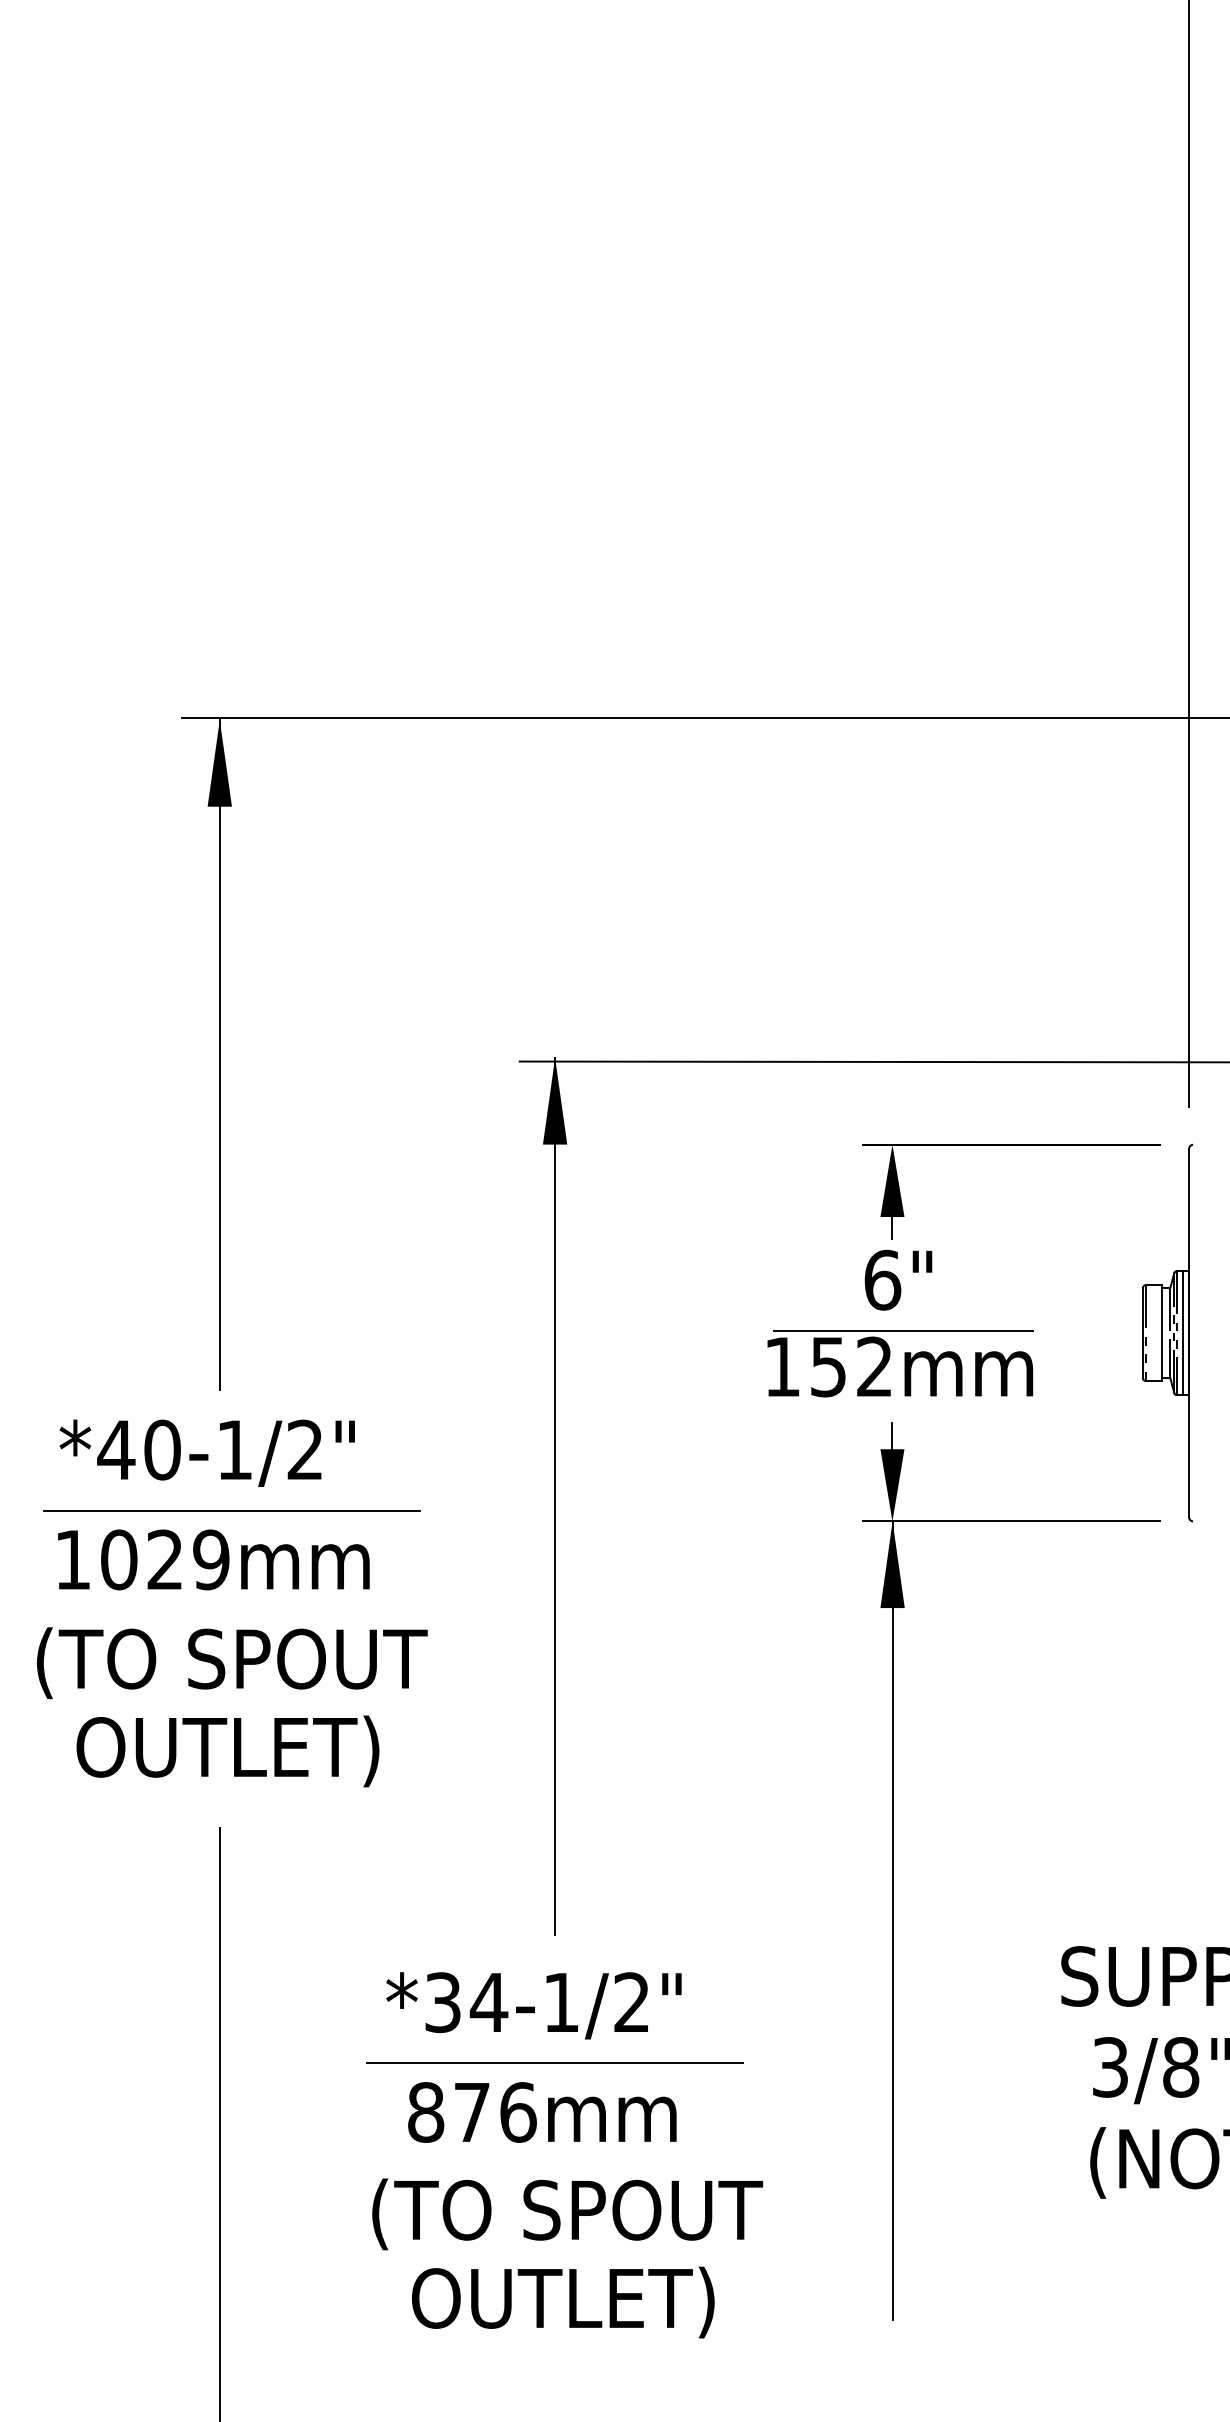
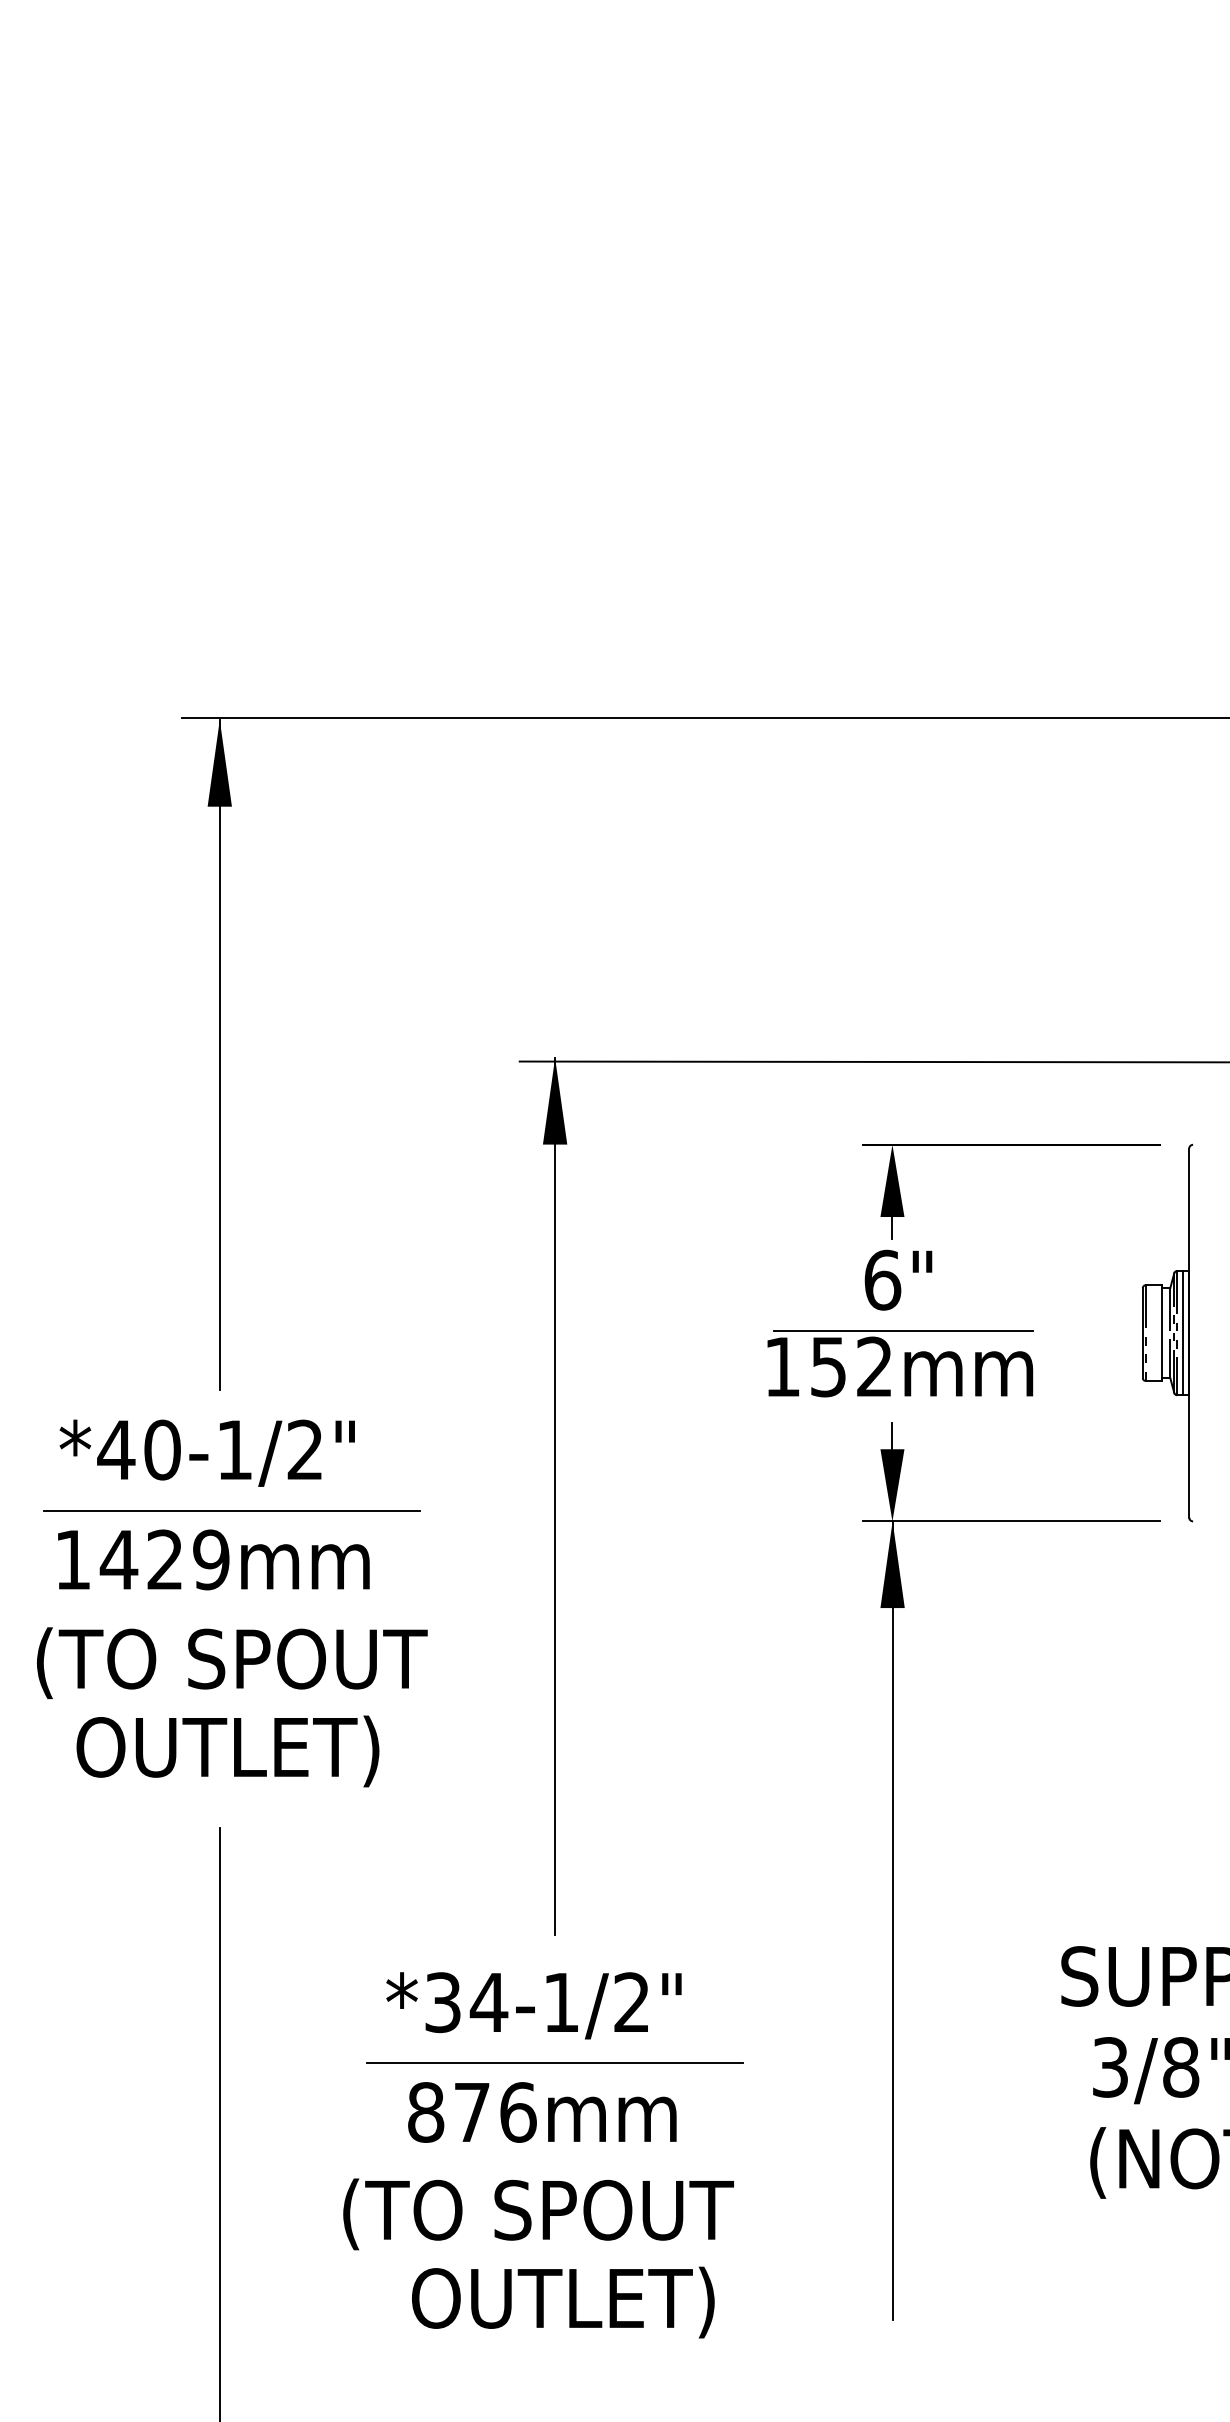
line: present -> none (1189, 554)
text: 1029mm -> 1429mm (118, 1559)
text position: (567, 2214) -> (538, 2214) (538, 2214)
